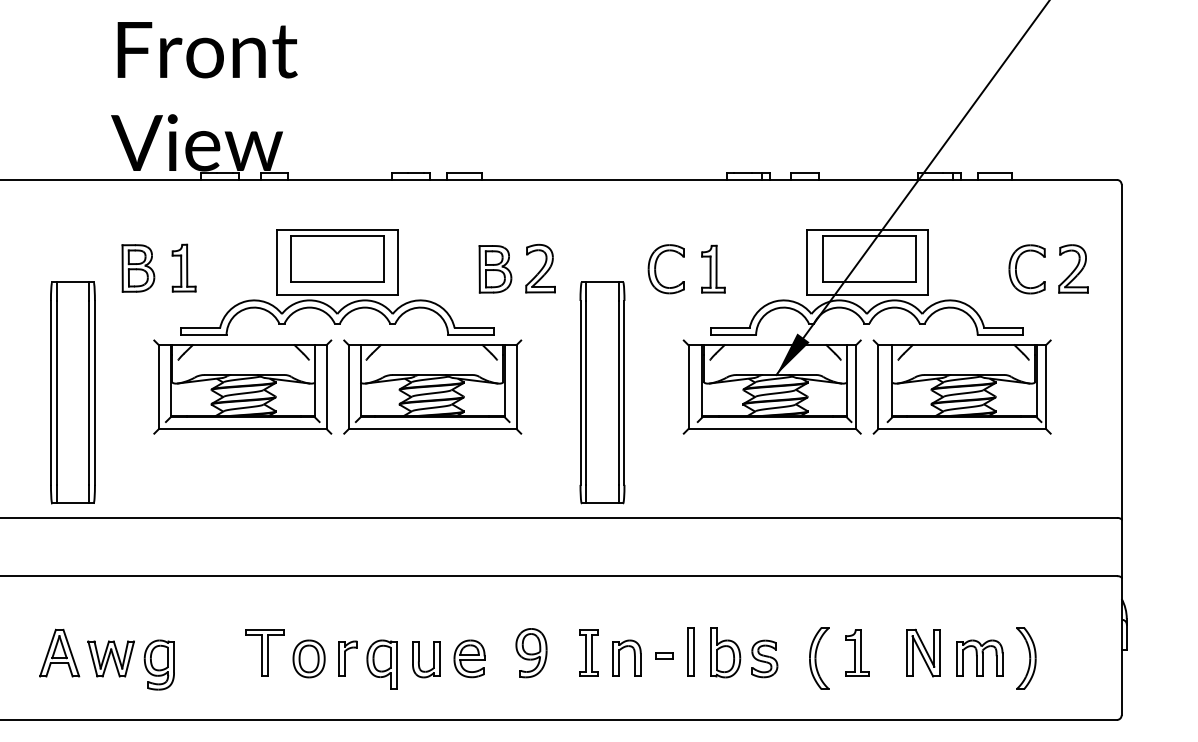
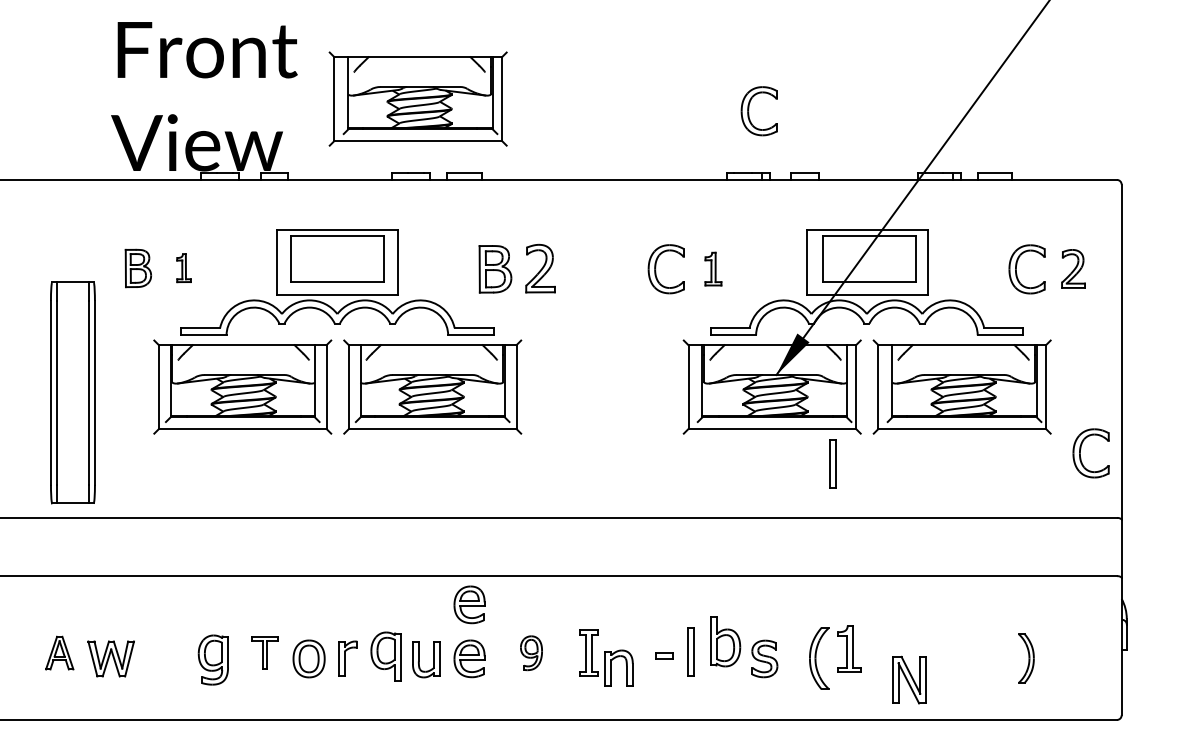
part: none -> present (417, 98)
part: none -> present (749, 112)
part size: 26x50 px -> 16x31 px (183, 268)
part size: 35x49 px -> 28x41 px (137, 268)
part size: 25x50 px -> 19x36 px (713, 268)
part size: 31x50 px -> 25x40 px (1073, 268)
part: present -> none (602, 392)
part: none -> present (1081, 449)
part: none -> present (832, 463)
part: none -> present (469, 604)
part size: 42x50 px -> 30x36 px (59, 652)
part size: 40x48 px -> 28x34 px (264, 652)
part position: (725, 652) -> (725, 641) (725, 641)
part position: (857, 652) -> (849, 648) (849, 648)
part position: (923, 652) -> (909, 679) (909, 679)
part size: 33x51 px -> 23x37 px (531, 653)
part position: (619, 657) -> (611, 667) (611, 667)
part: present -> none (979, 657)
part size: 21x63 px -> 17x51 px (1026, 658)
part position: (158, 664) -> (212, 659) (212, 659)
part position: (381, 664) -> (385, 656) (385, 656)
